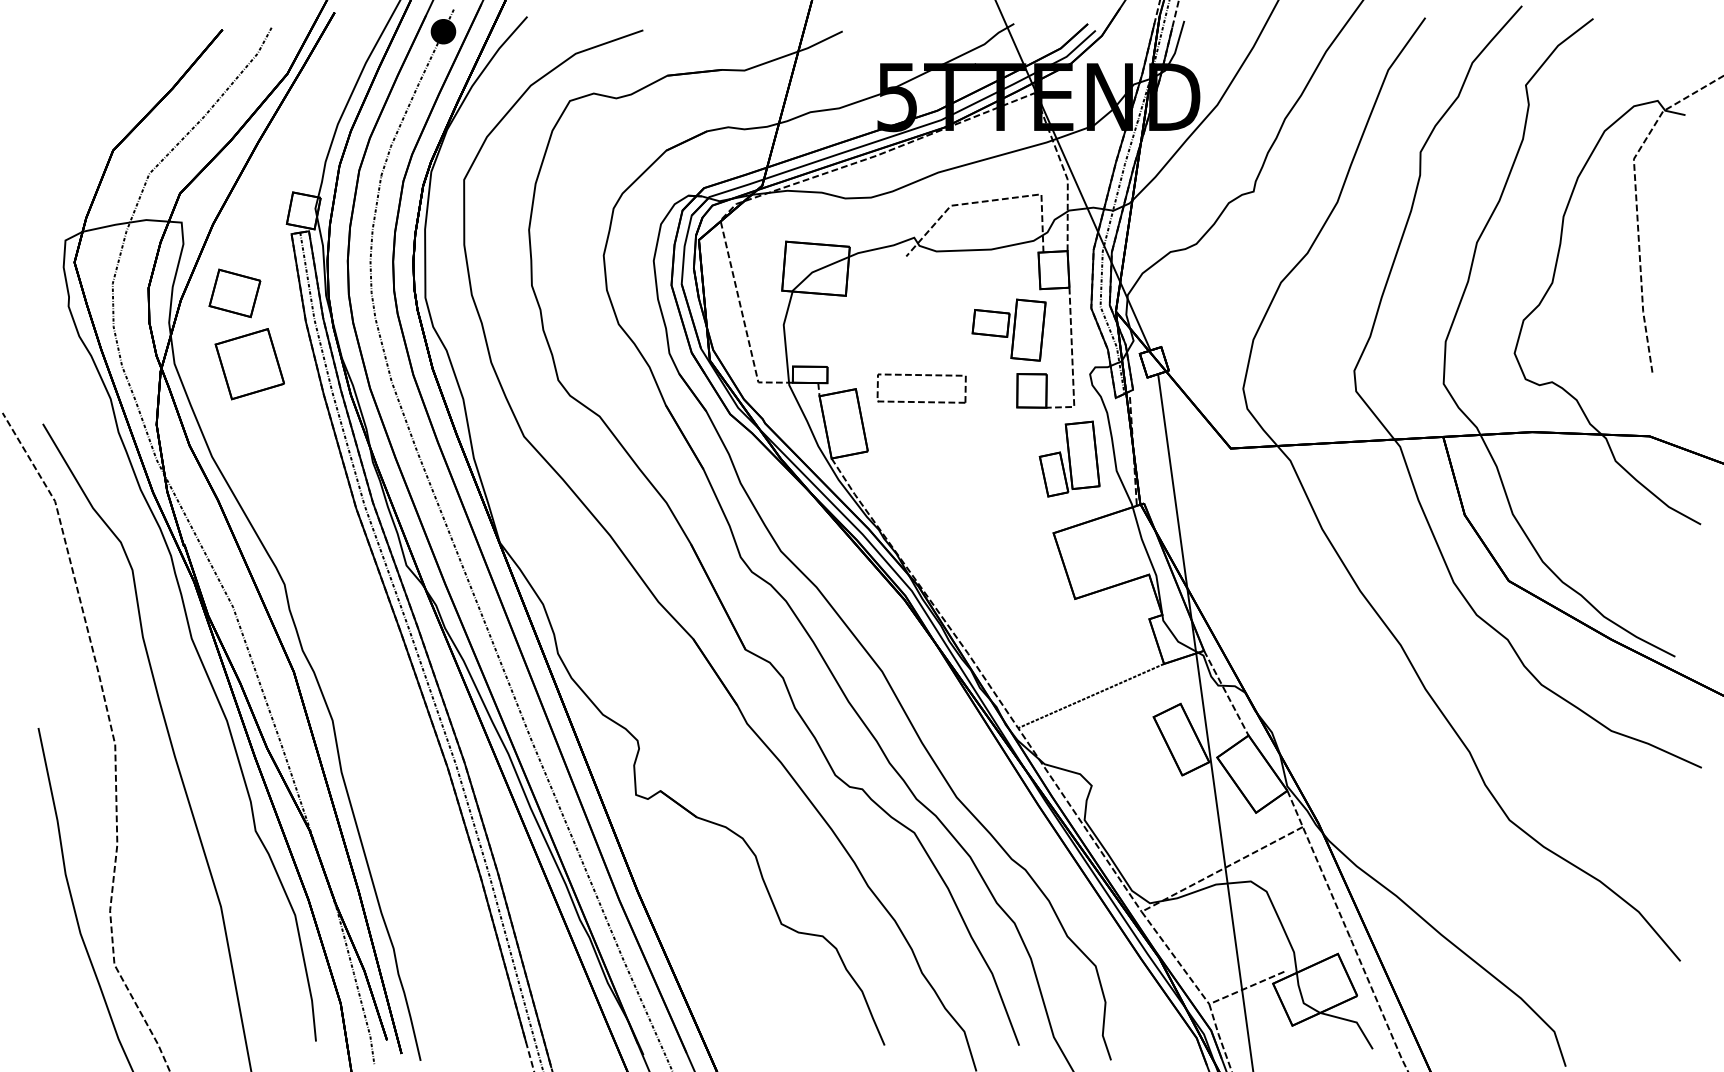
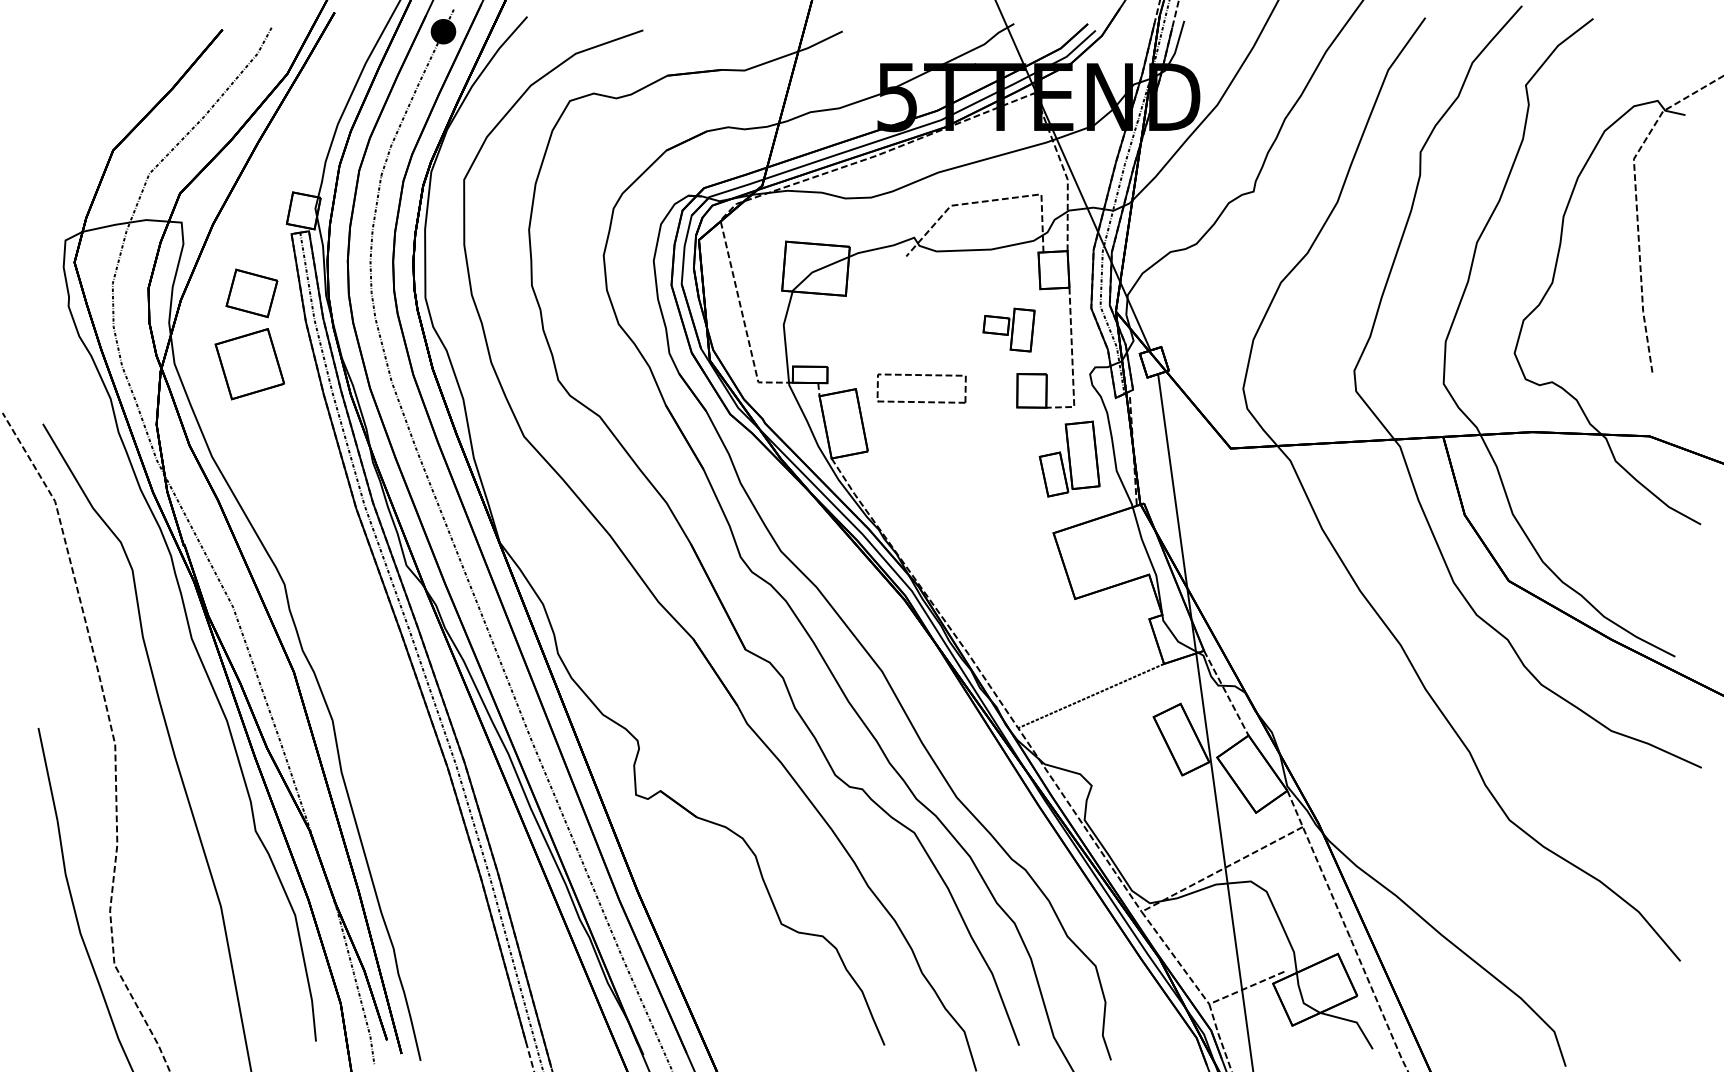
part position: (234, 293) -> (251, 293) (251, 293)
part size: 76x64 px -> 54x46 px (1008, 329)
